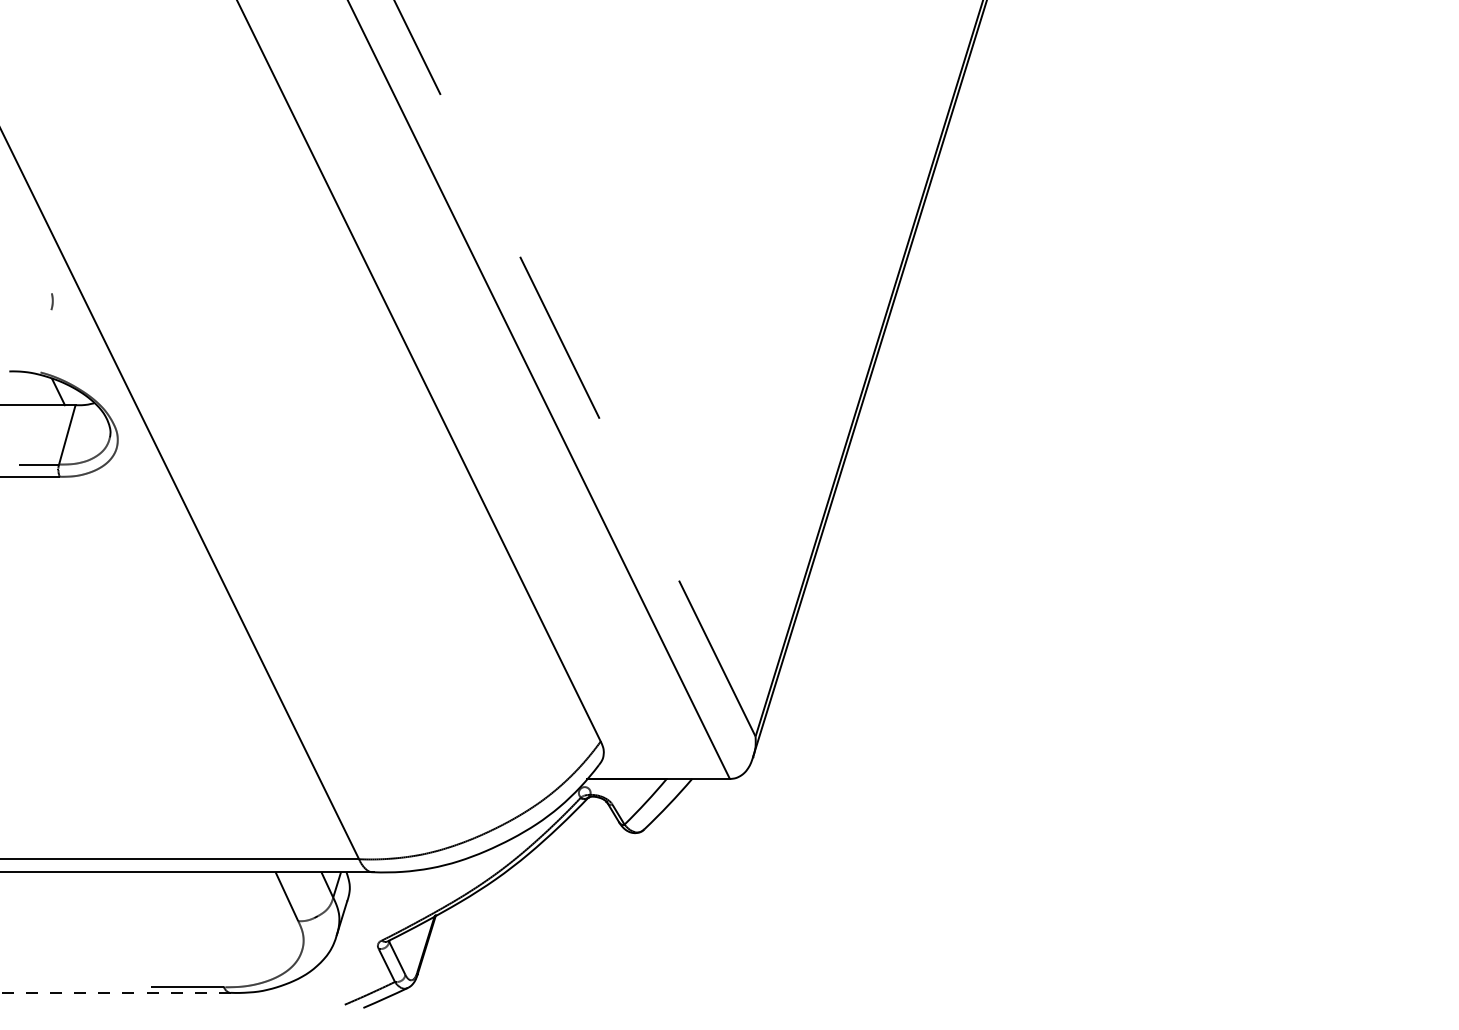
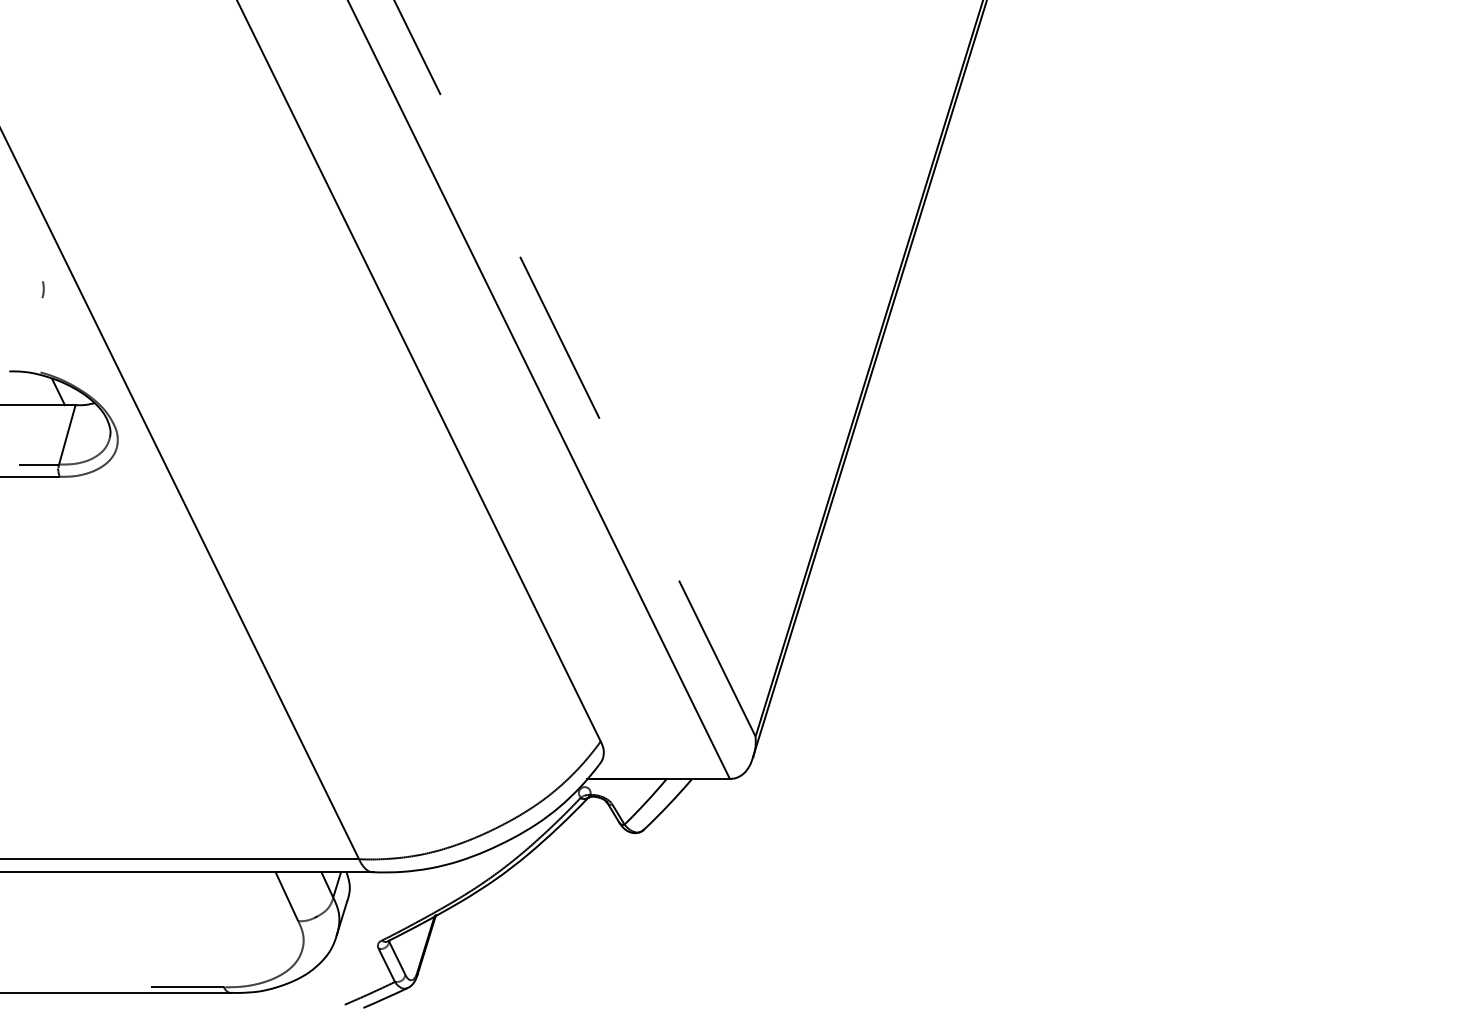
line position: (51, 301) -> (42, 289) (42, 289)
line: dashed -> solid (115, 992)
